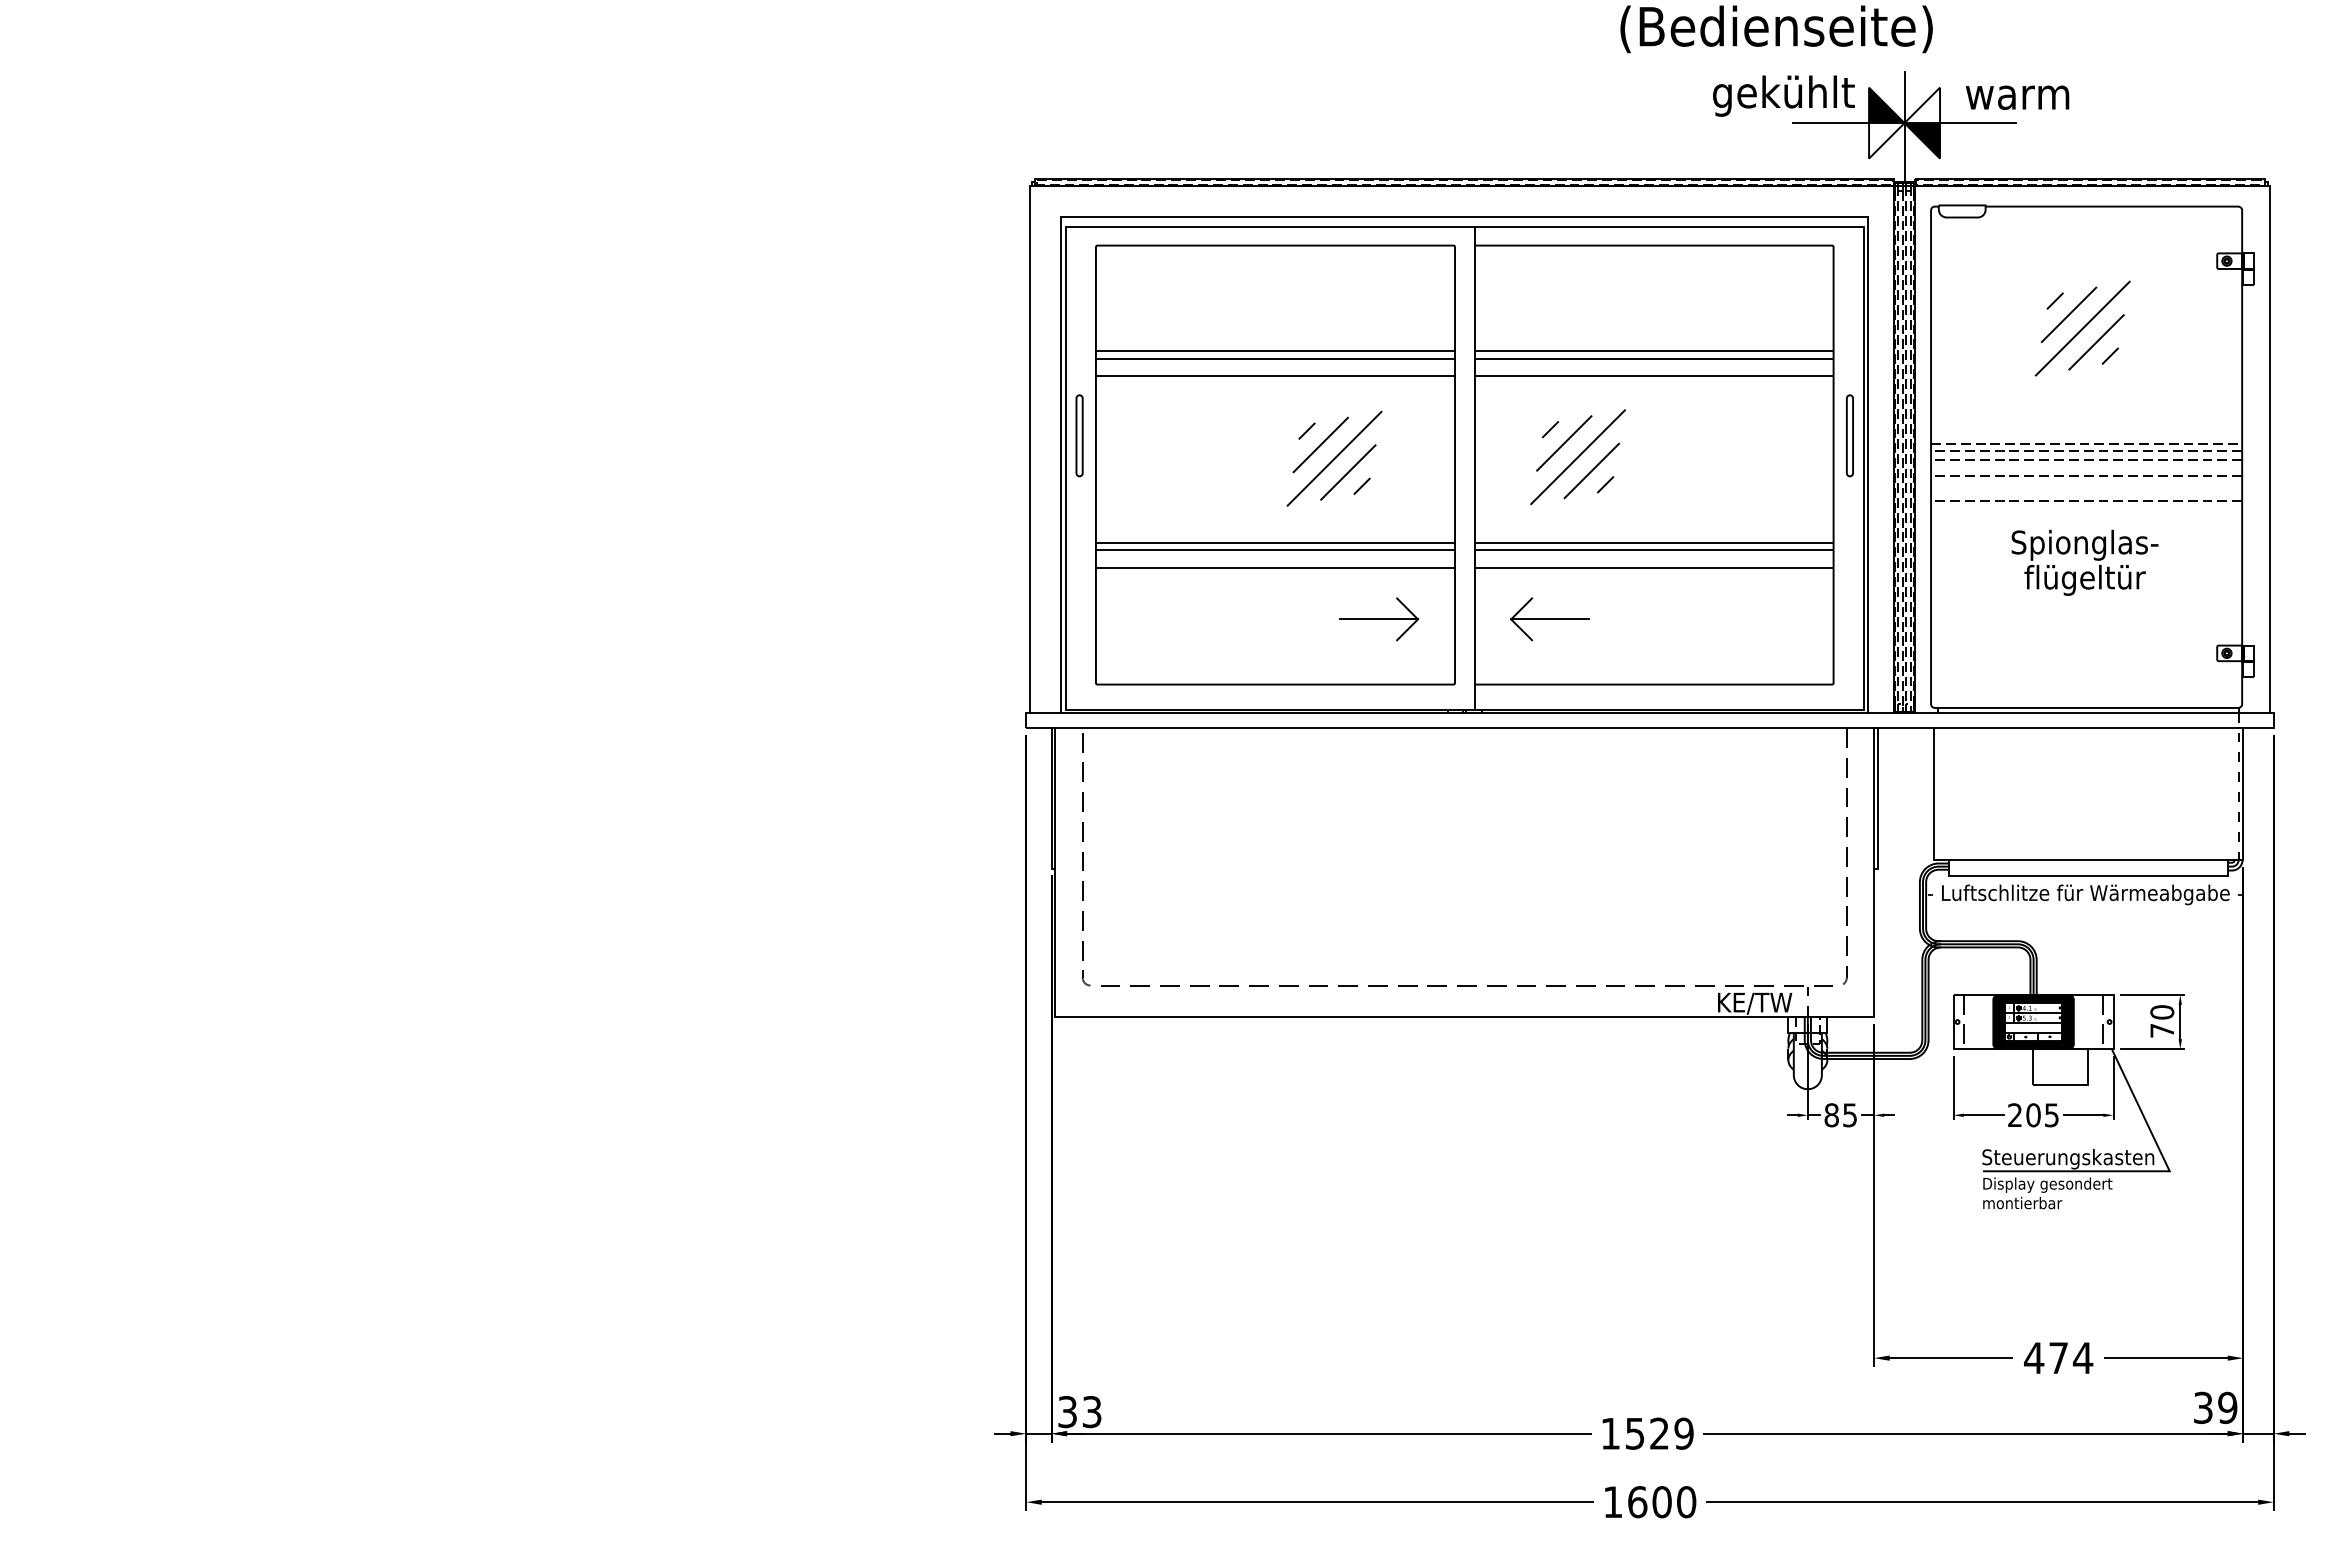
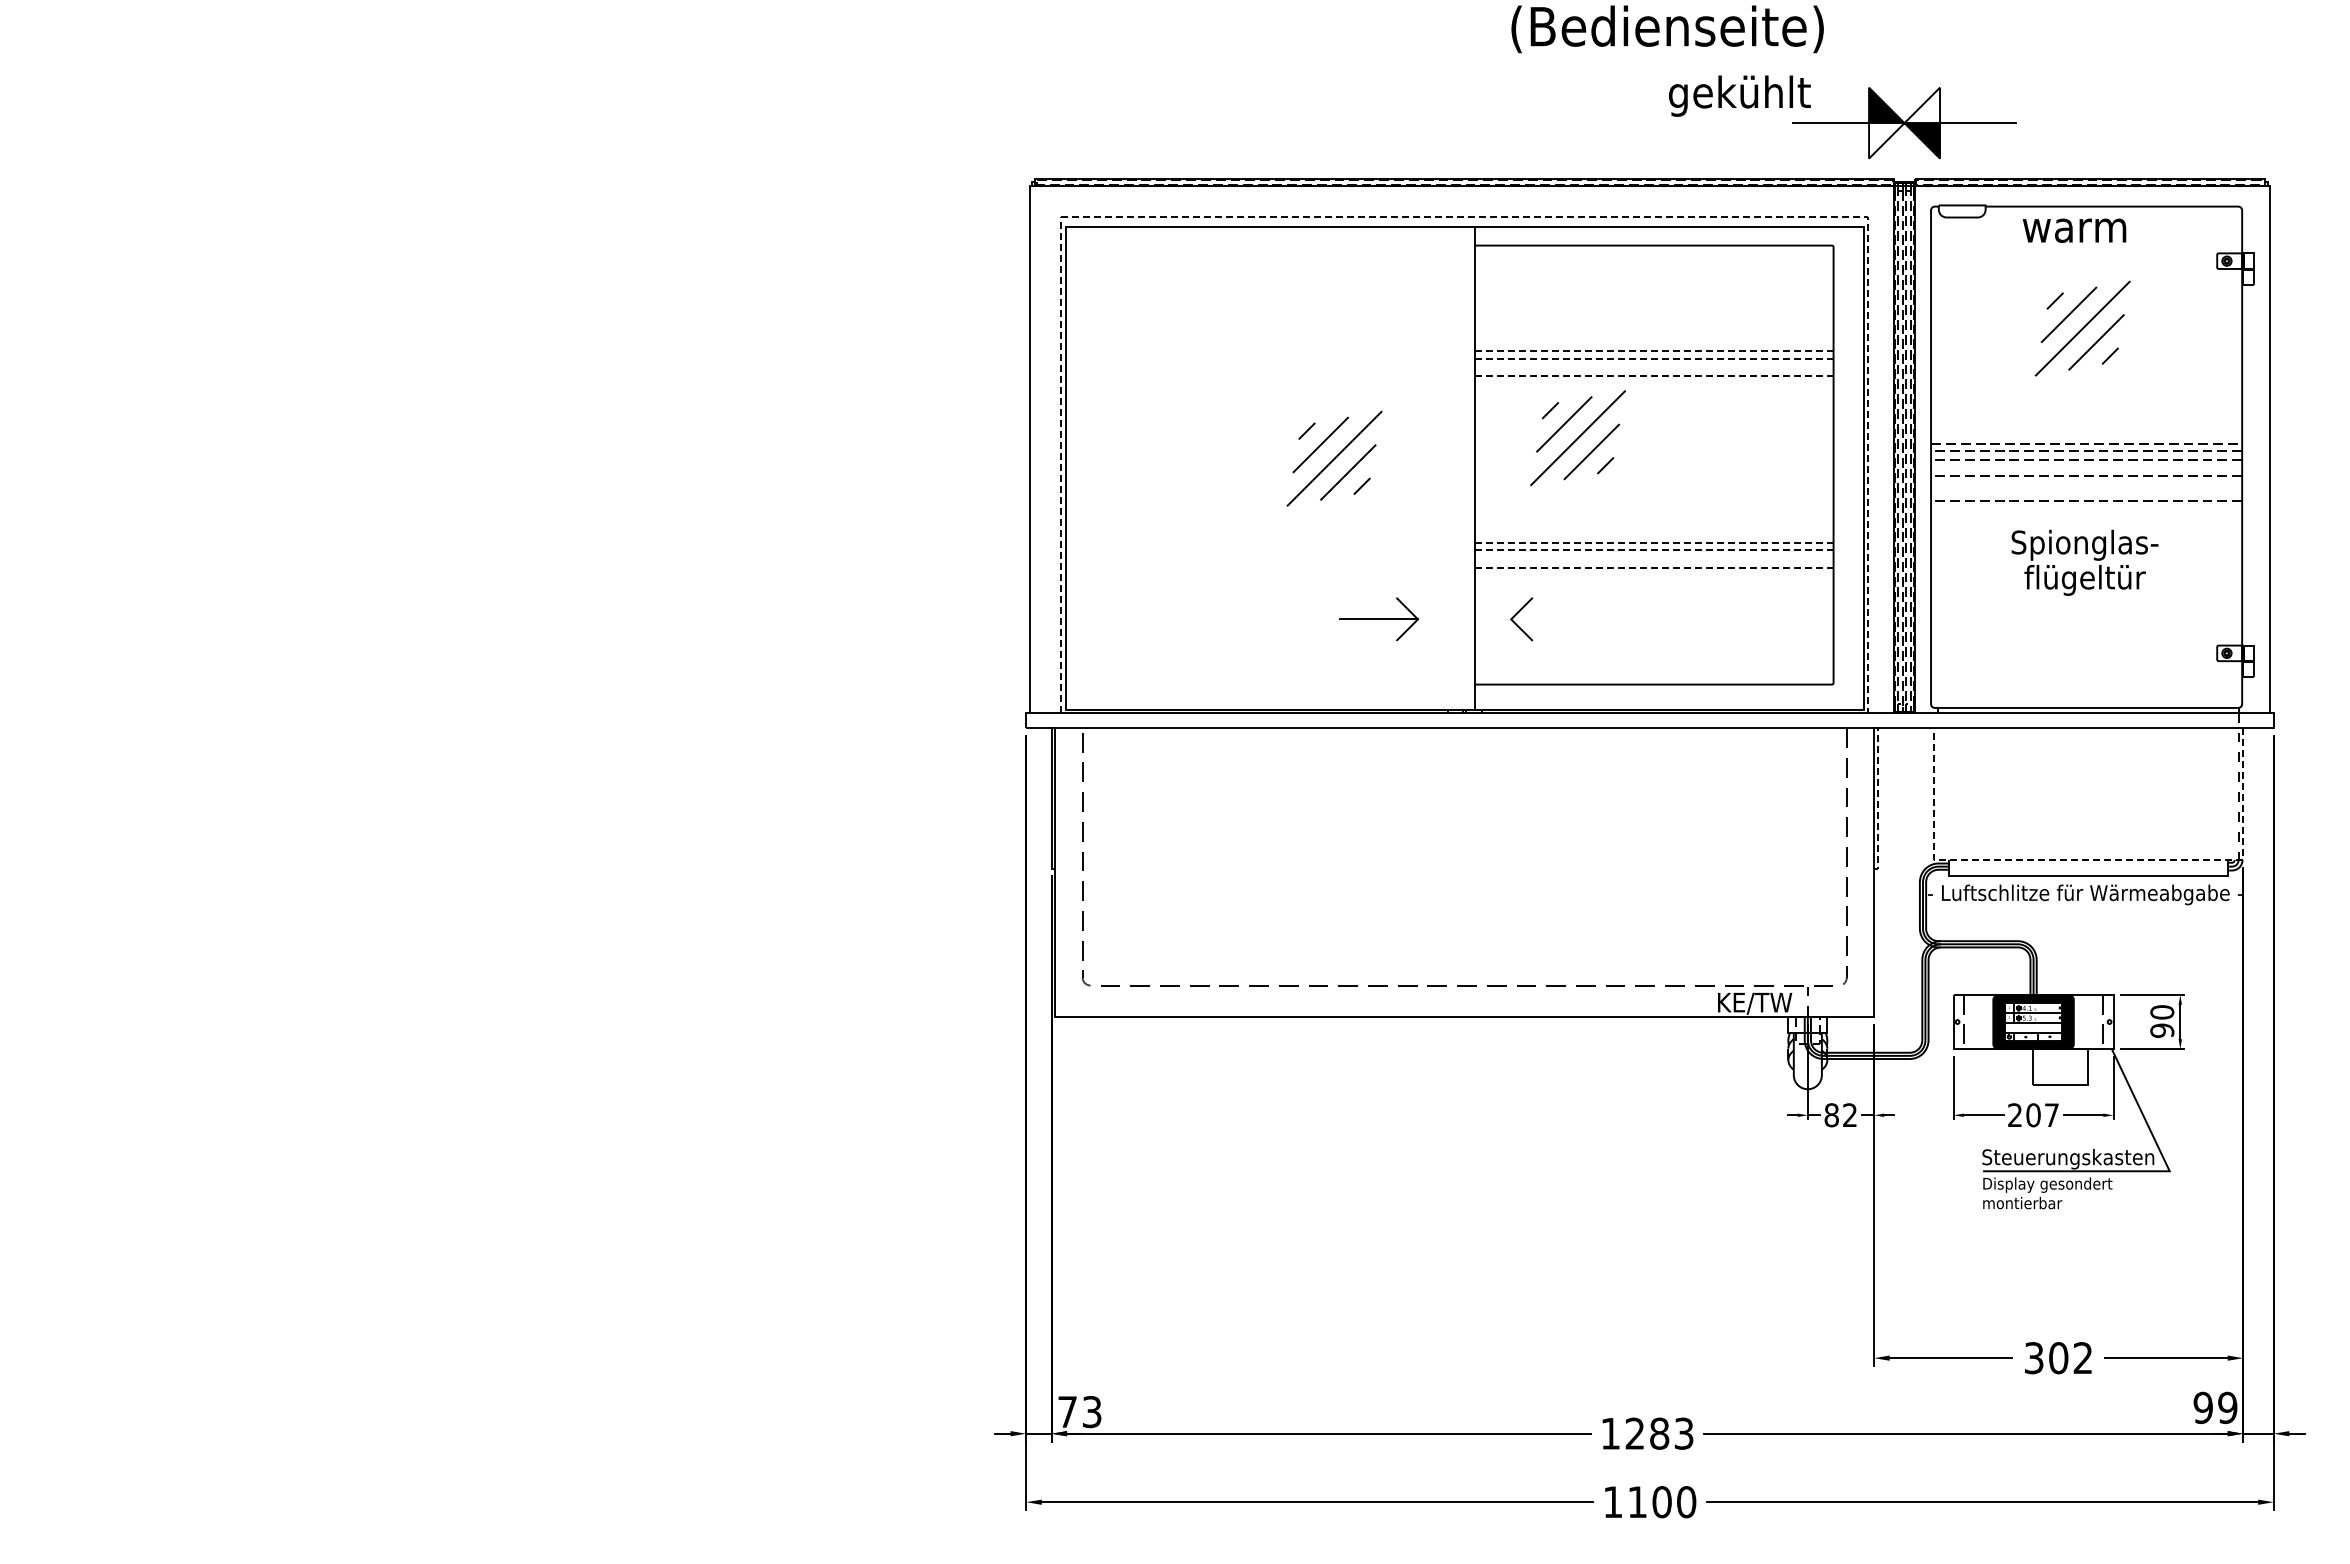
text position: (1776, 29) -> (1667, 29) (1667, 29)
text position: (1783, 95) -> (1739, 95) (1739, 95)
text position: (2017, 97) -> (2074, 230) (2074, 230)
line: present -> none (1904, 126)
line: solid -> dashed (1464, 217)
line: solid -> dashed (1654, 350)
line: solid -> dashed (1654, 358)
line: solid -> dashed (1654, 375)
part: present -> none (1079, 435)
part: present -> none (1849, 435)
part position: (1577, 457) -> (1577, 438) (1577, 438)
part: present -> none (1275, 464)
line: solid -> dashed (1654, 542)
line: solid -> dashed (1654, 550)
line: solid -> dashed (1654, 567)
line: present -> none (1550, 619)
line: solid -> dashed (1878, 798)
line: solid -> dashed (2088, 860)
text: 70 -> 90 (2162, 1030)
text: 85 -> 82 (1849, 1115)
text: 205 -> 207 (2051, 1115)
text: 474 -> 302 (2058, 1358)
text: 39 -> 99 (2202, 1407)
text: 33 -> 73 (1067, 1412)
text: 1529 -> 1283 (1659, 1433)
text: 1600 -> 1100 (1637, 1502)
